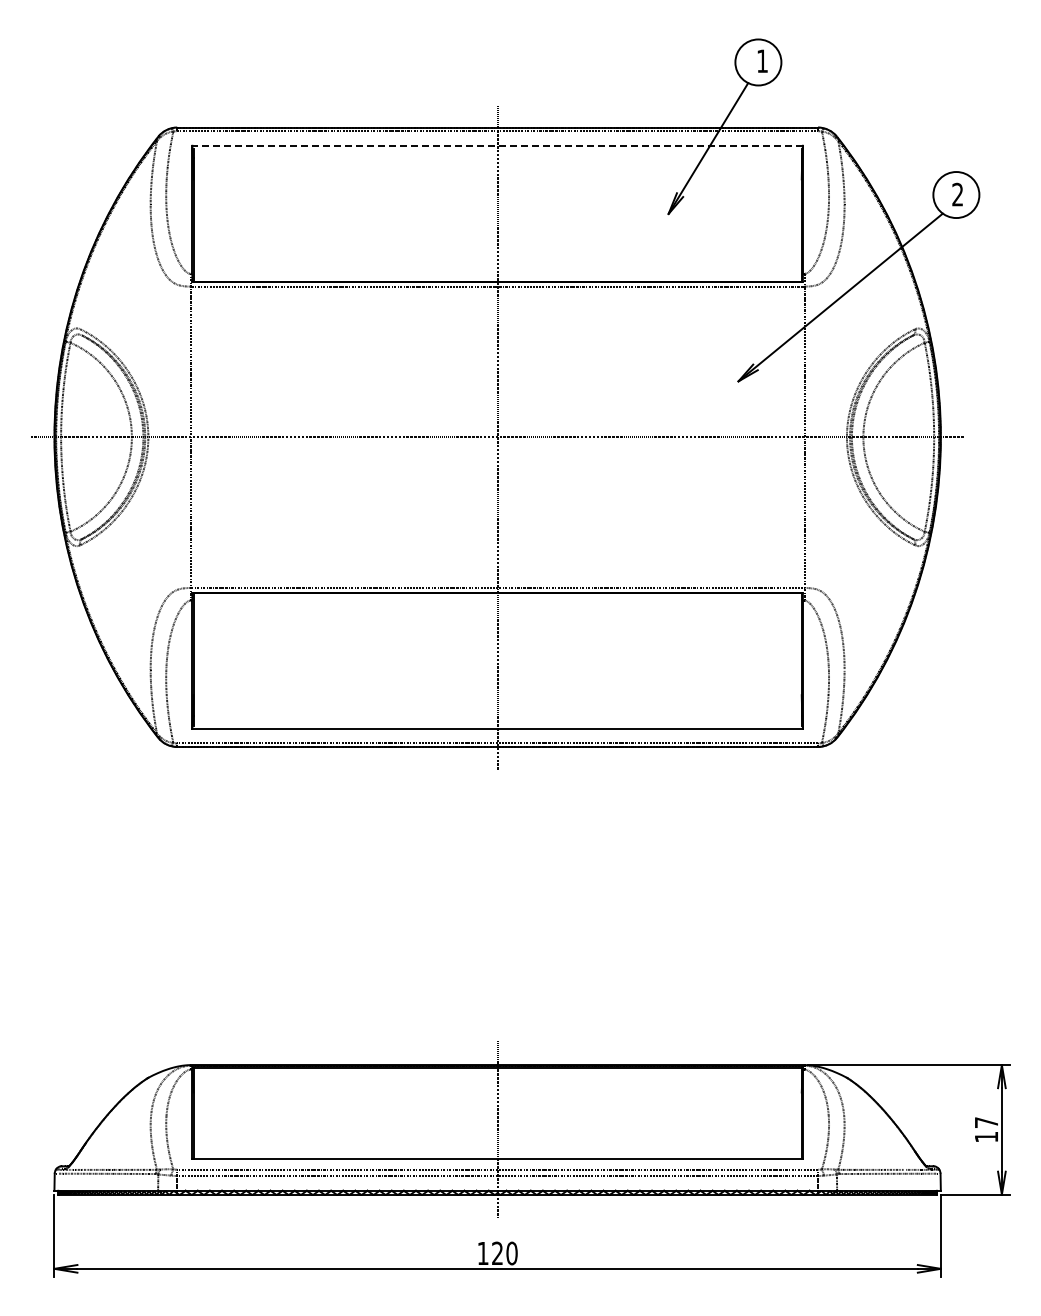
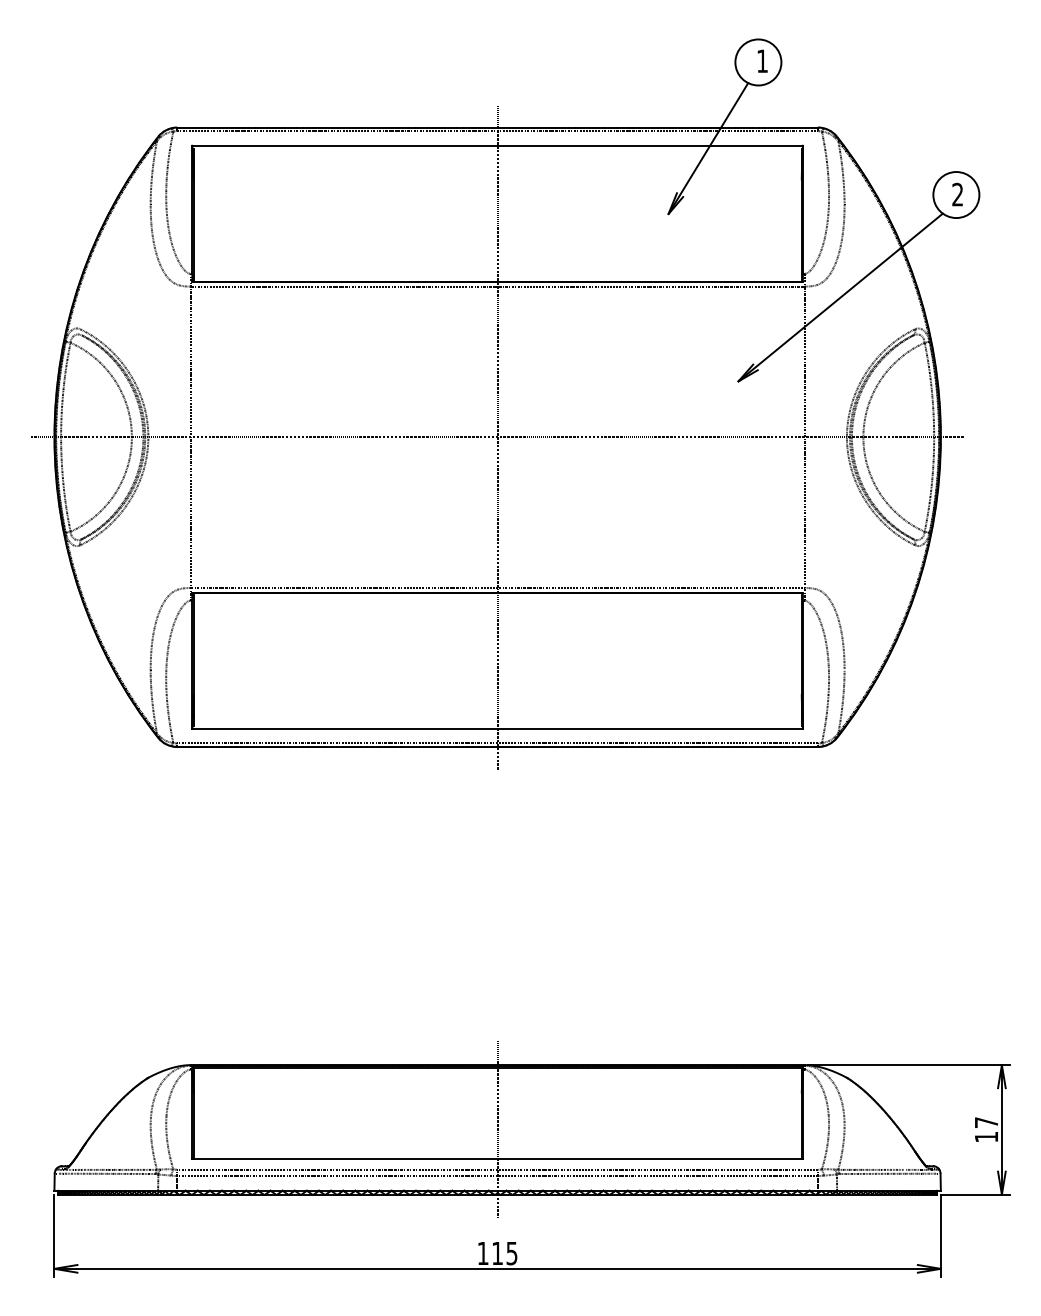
line: dashed -> solid (497, 145)
text: 120 -> 115 (504, 1253)
